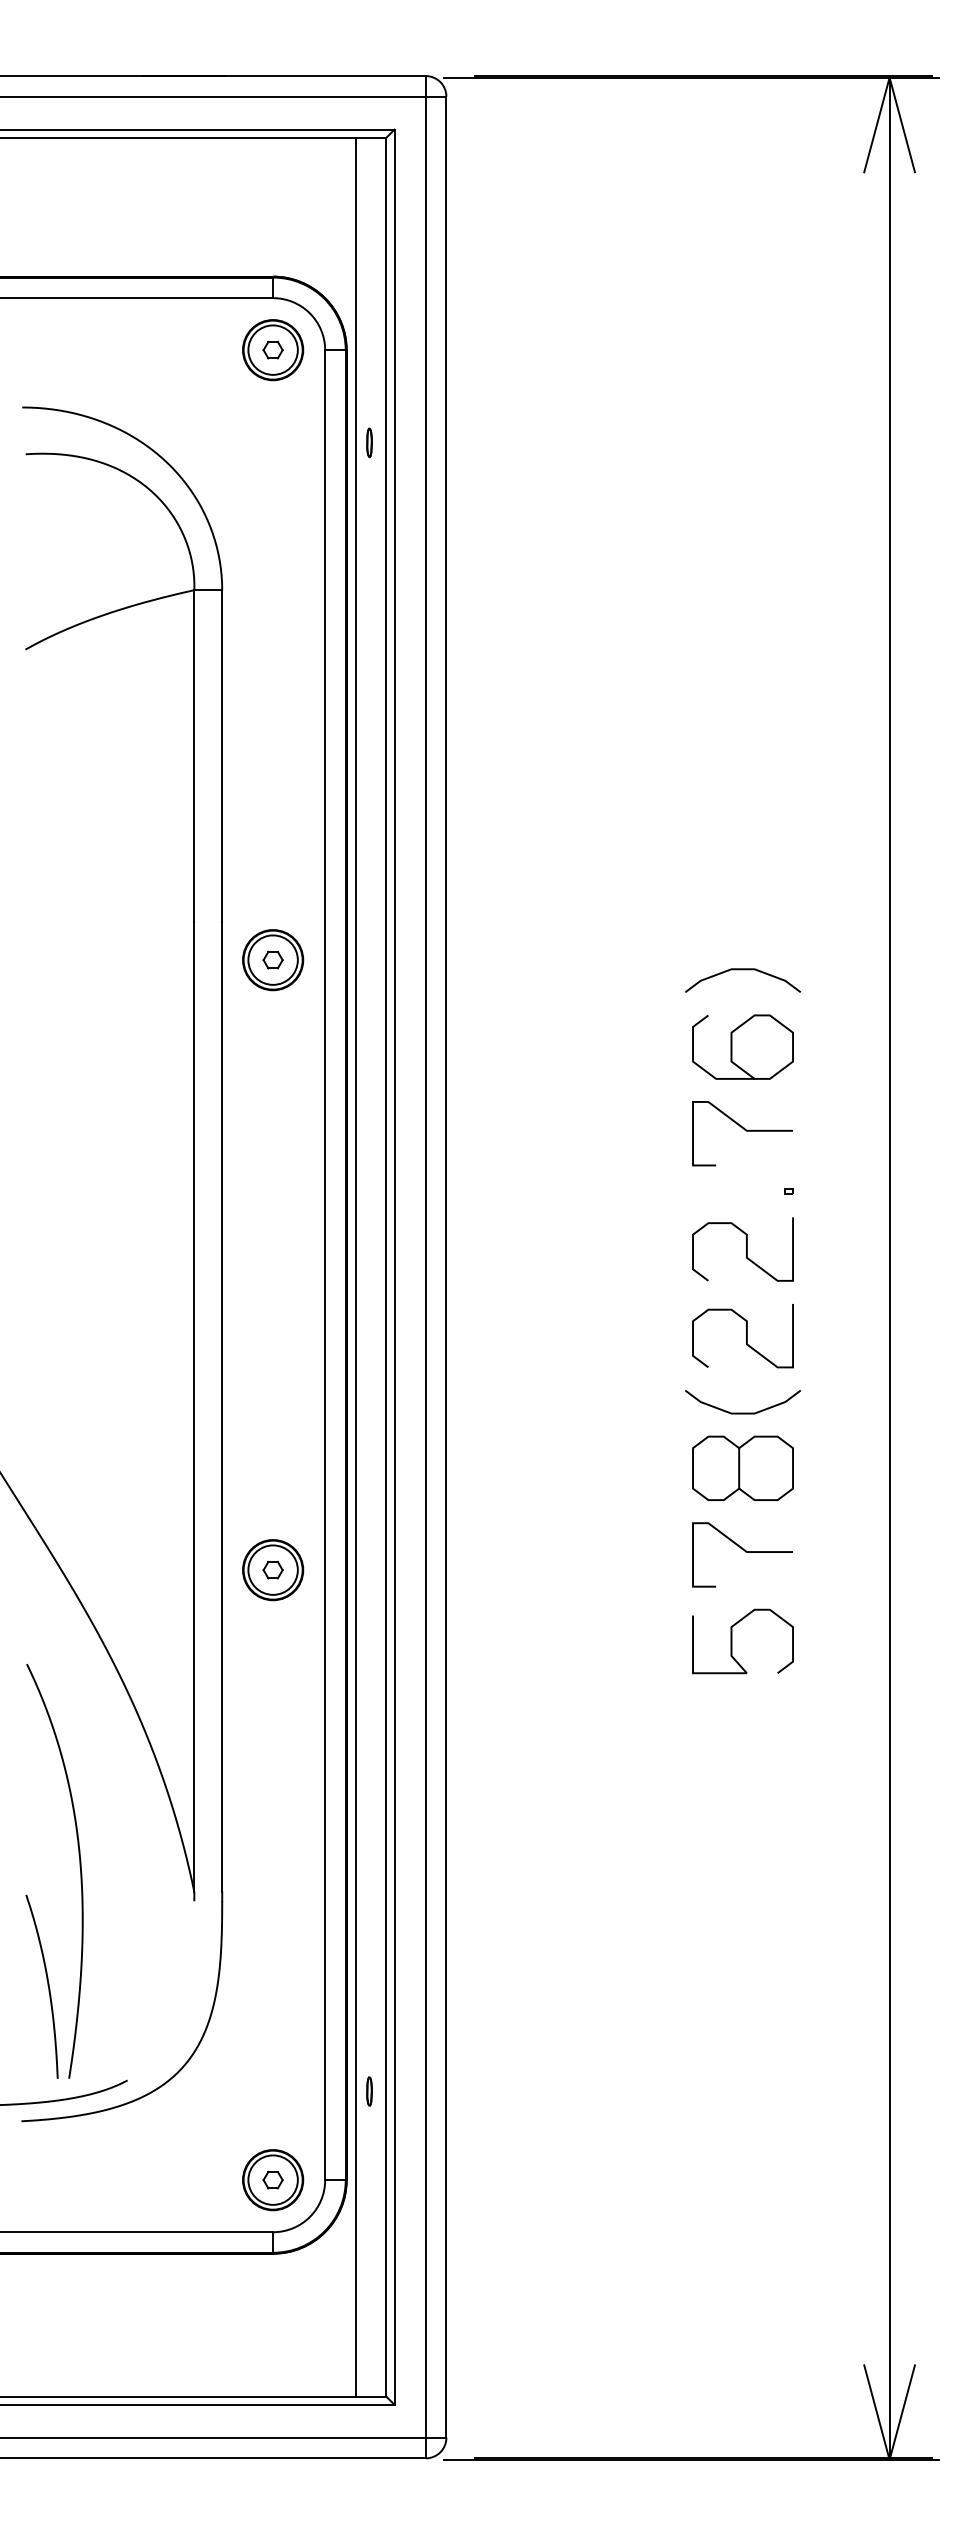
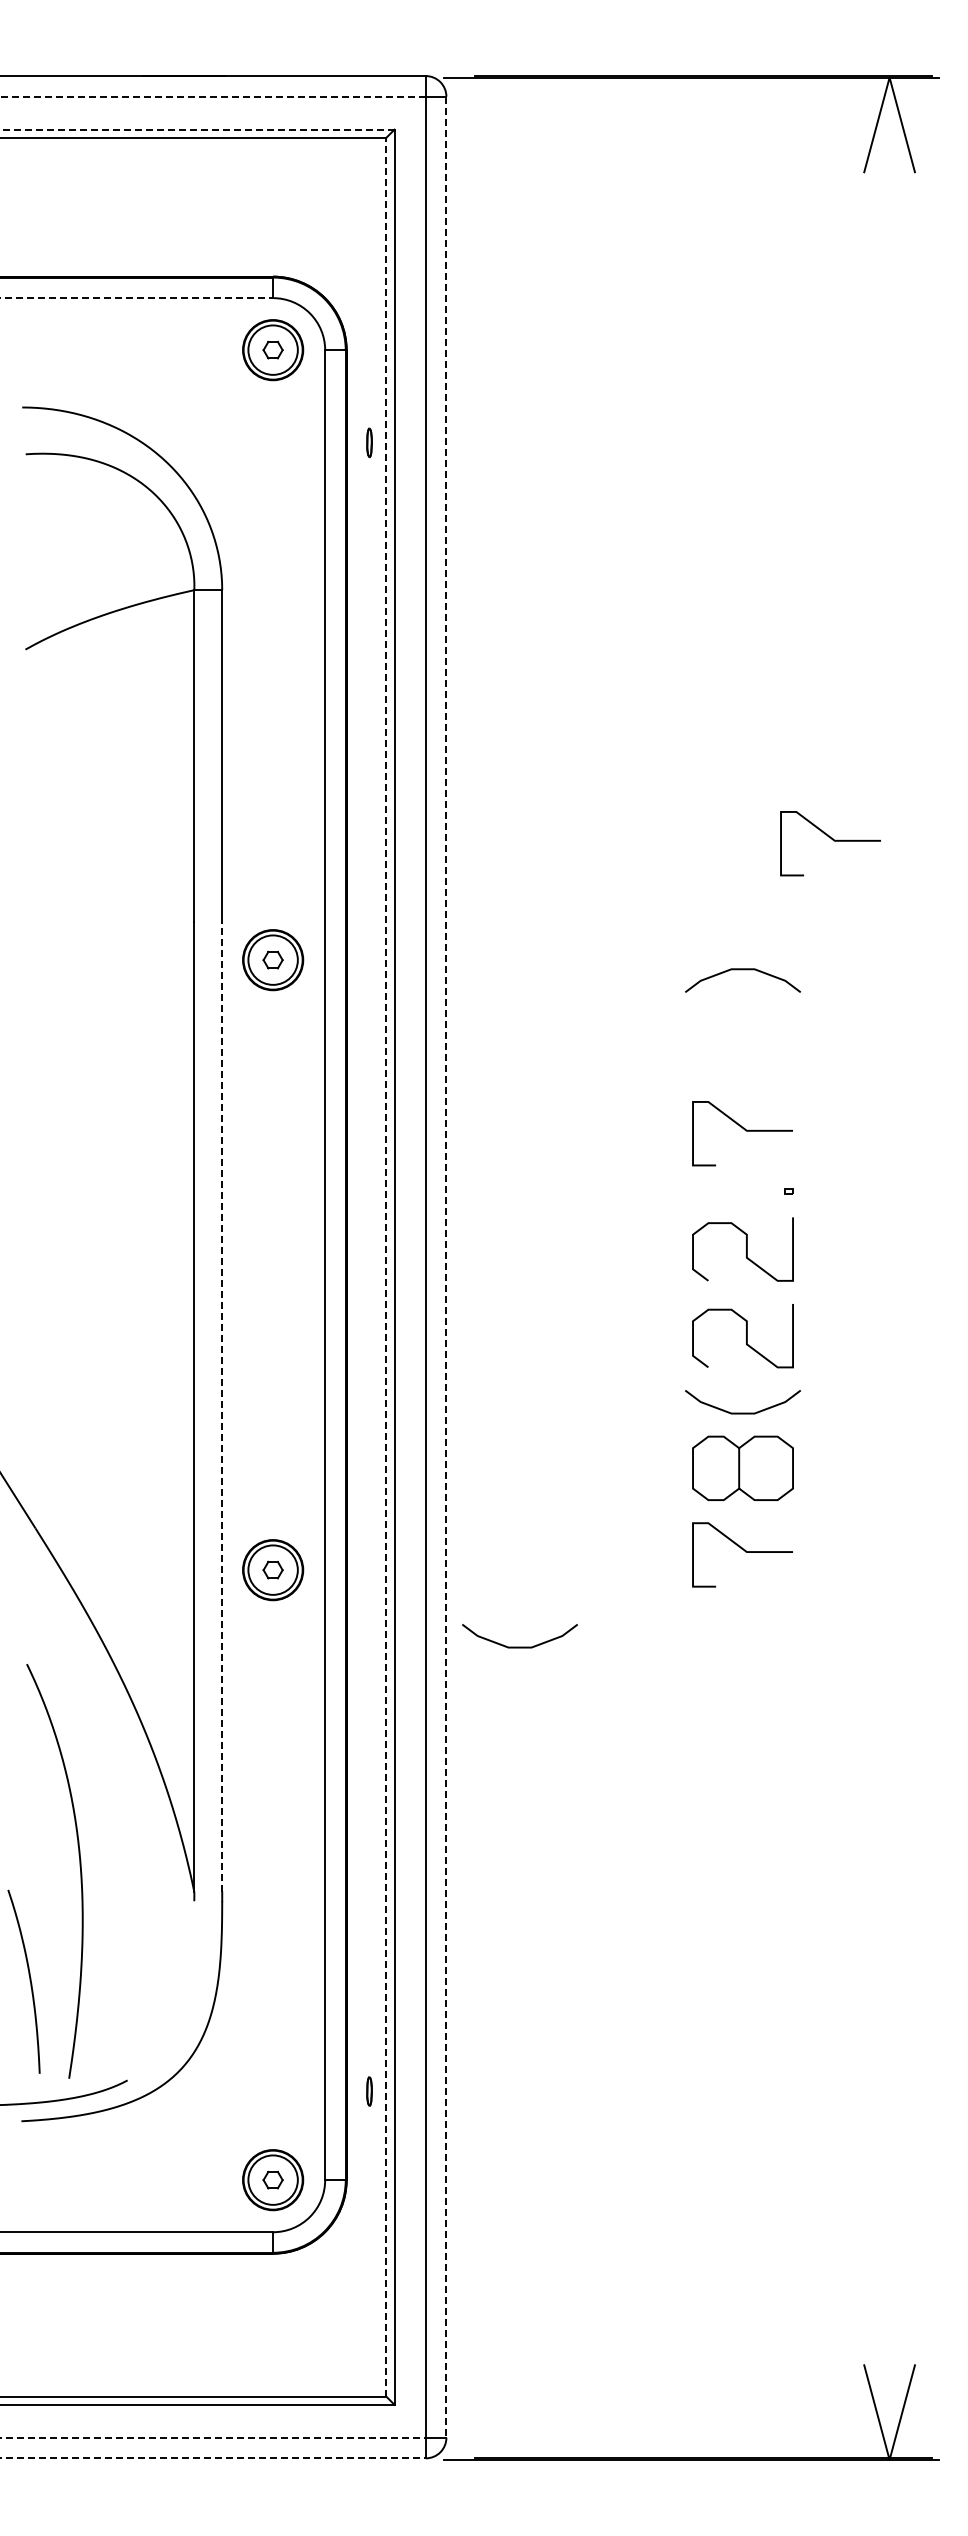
line: solid -> dashed (212, 96)
line: solid -> dashed (197, 129)
line: solid -> dashed (137, 298)
curve: none -> present (832, 840)
curve: present -> none (732, 1046)
line: present -> none (355, 1266)
line: solid -> dashed (386, 1266)
line: solid -> dashed (446, 1267)
line: present -> none (889, 1268)
line: solid -> dashed (222, 1406)
curve: present -> none (732, 1641)
curve: none -> present (519, 1646)
curve position: (47, 1985) -> (29, 1980) (29, 1980)
line: solid -> dashed (213, 2437)
line: solid -> dashed (213, 2458)
